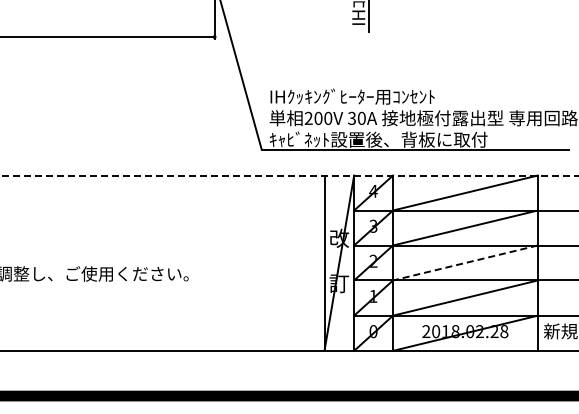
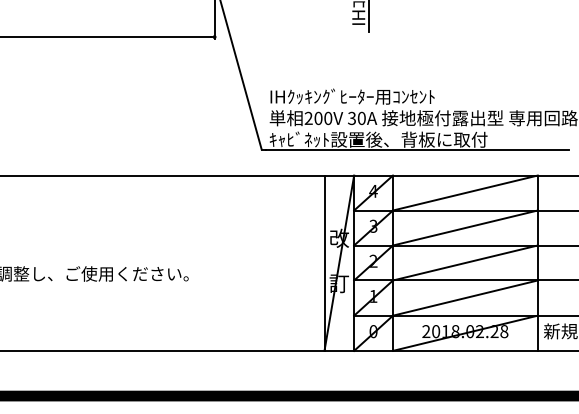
line: dashed -> solid (289, 175)
line: dashed -> solid (464, 263)
